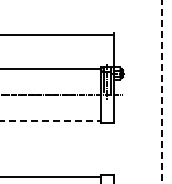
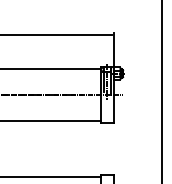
line: dashed -> solid (162, 91)
line: dashed -> solid (50, 121)
